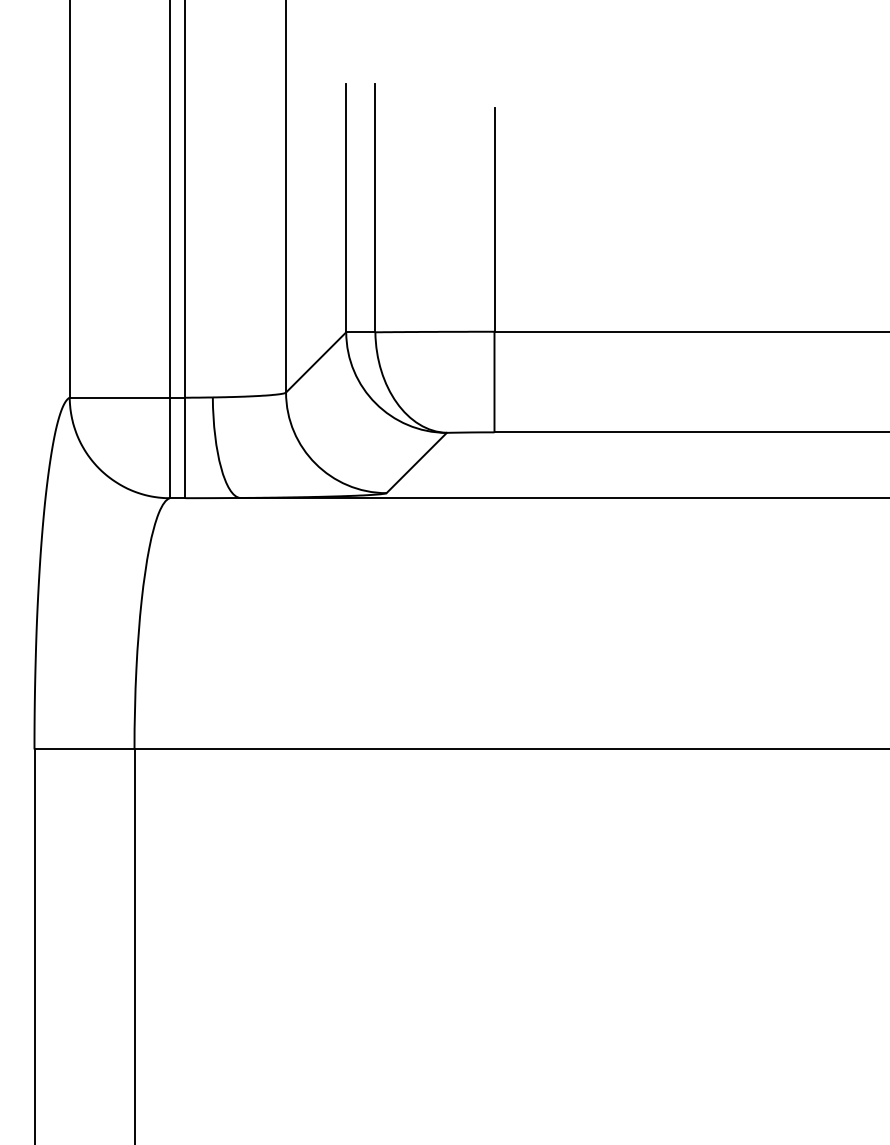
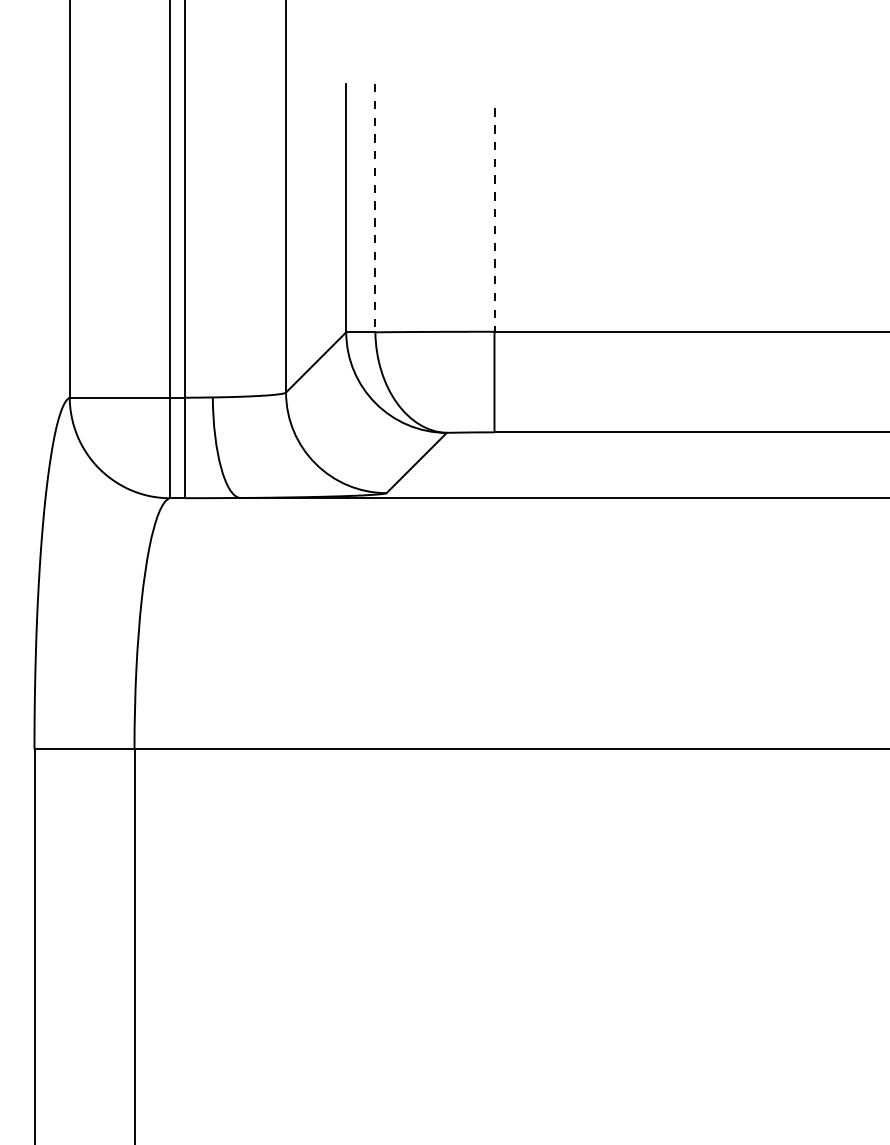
line: solid -> dashed (375, 208)
line: solid -> dashed (494, 220)
